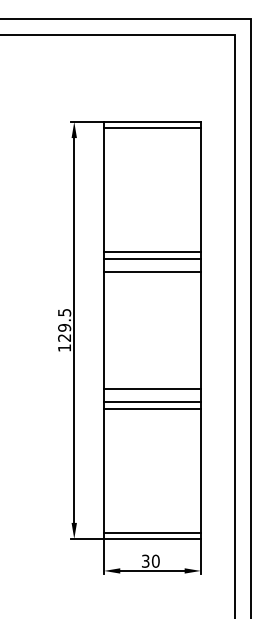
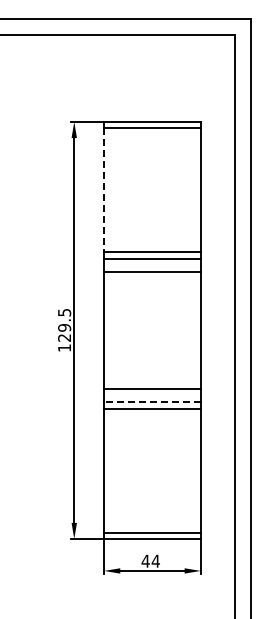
line: solid -> dashed (104, 190)
line: solid -> dashed (151, 402)
text: 30 -> 44 (150, 560)
